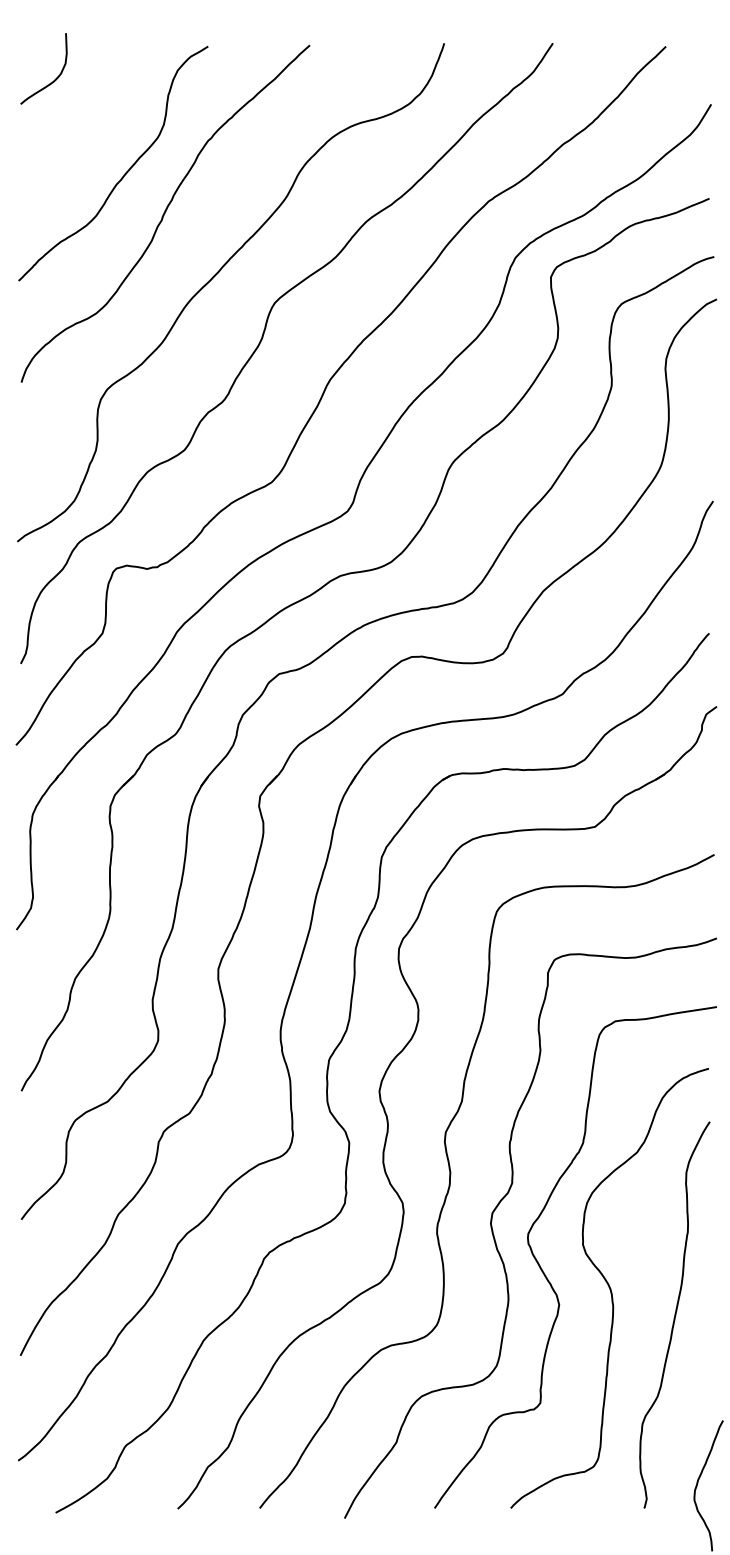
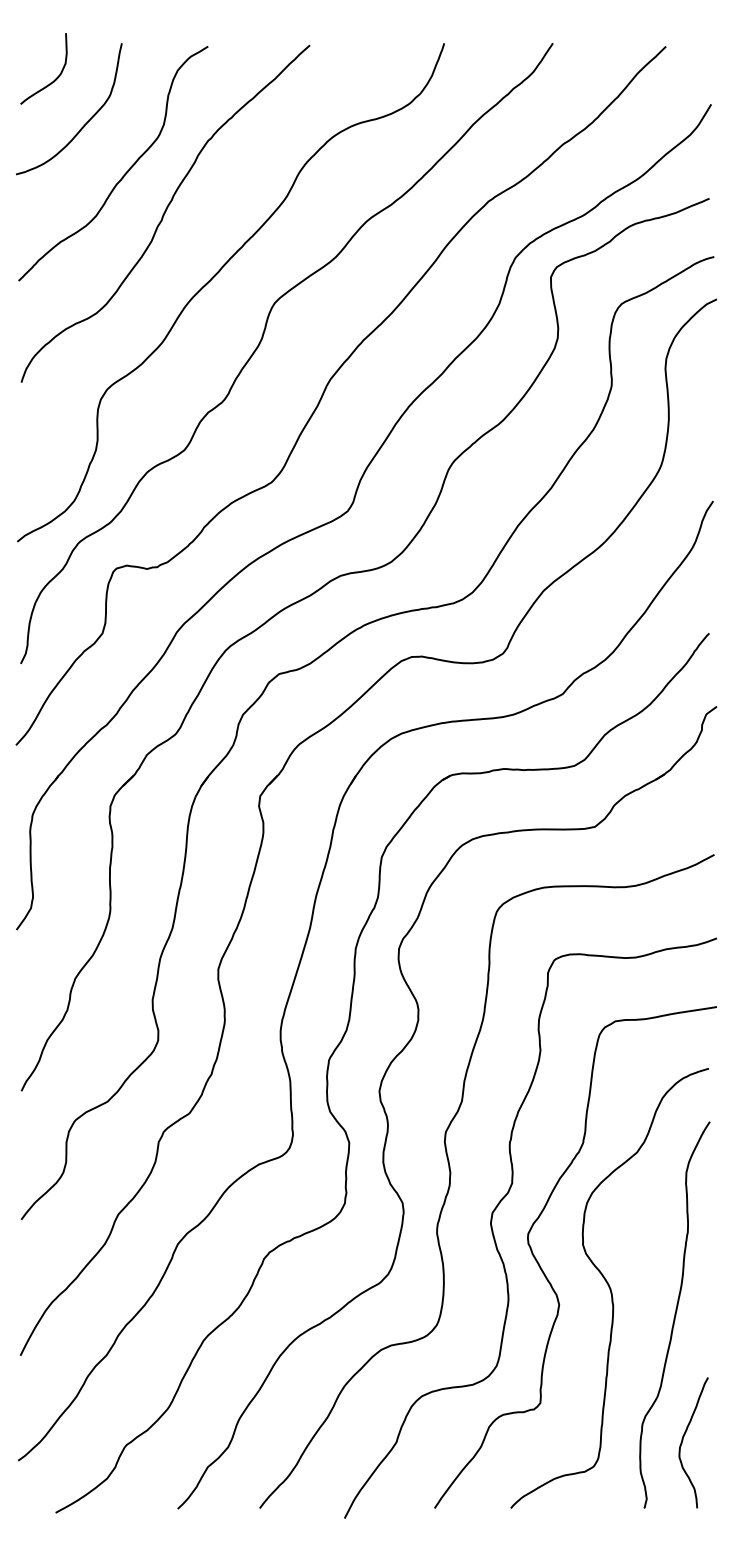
curve: none -> present (84, 124)
curve position: (698, 1483) -> (683, 1440) (683, 1440)
